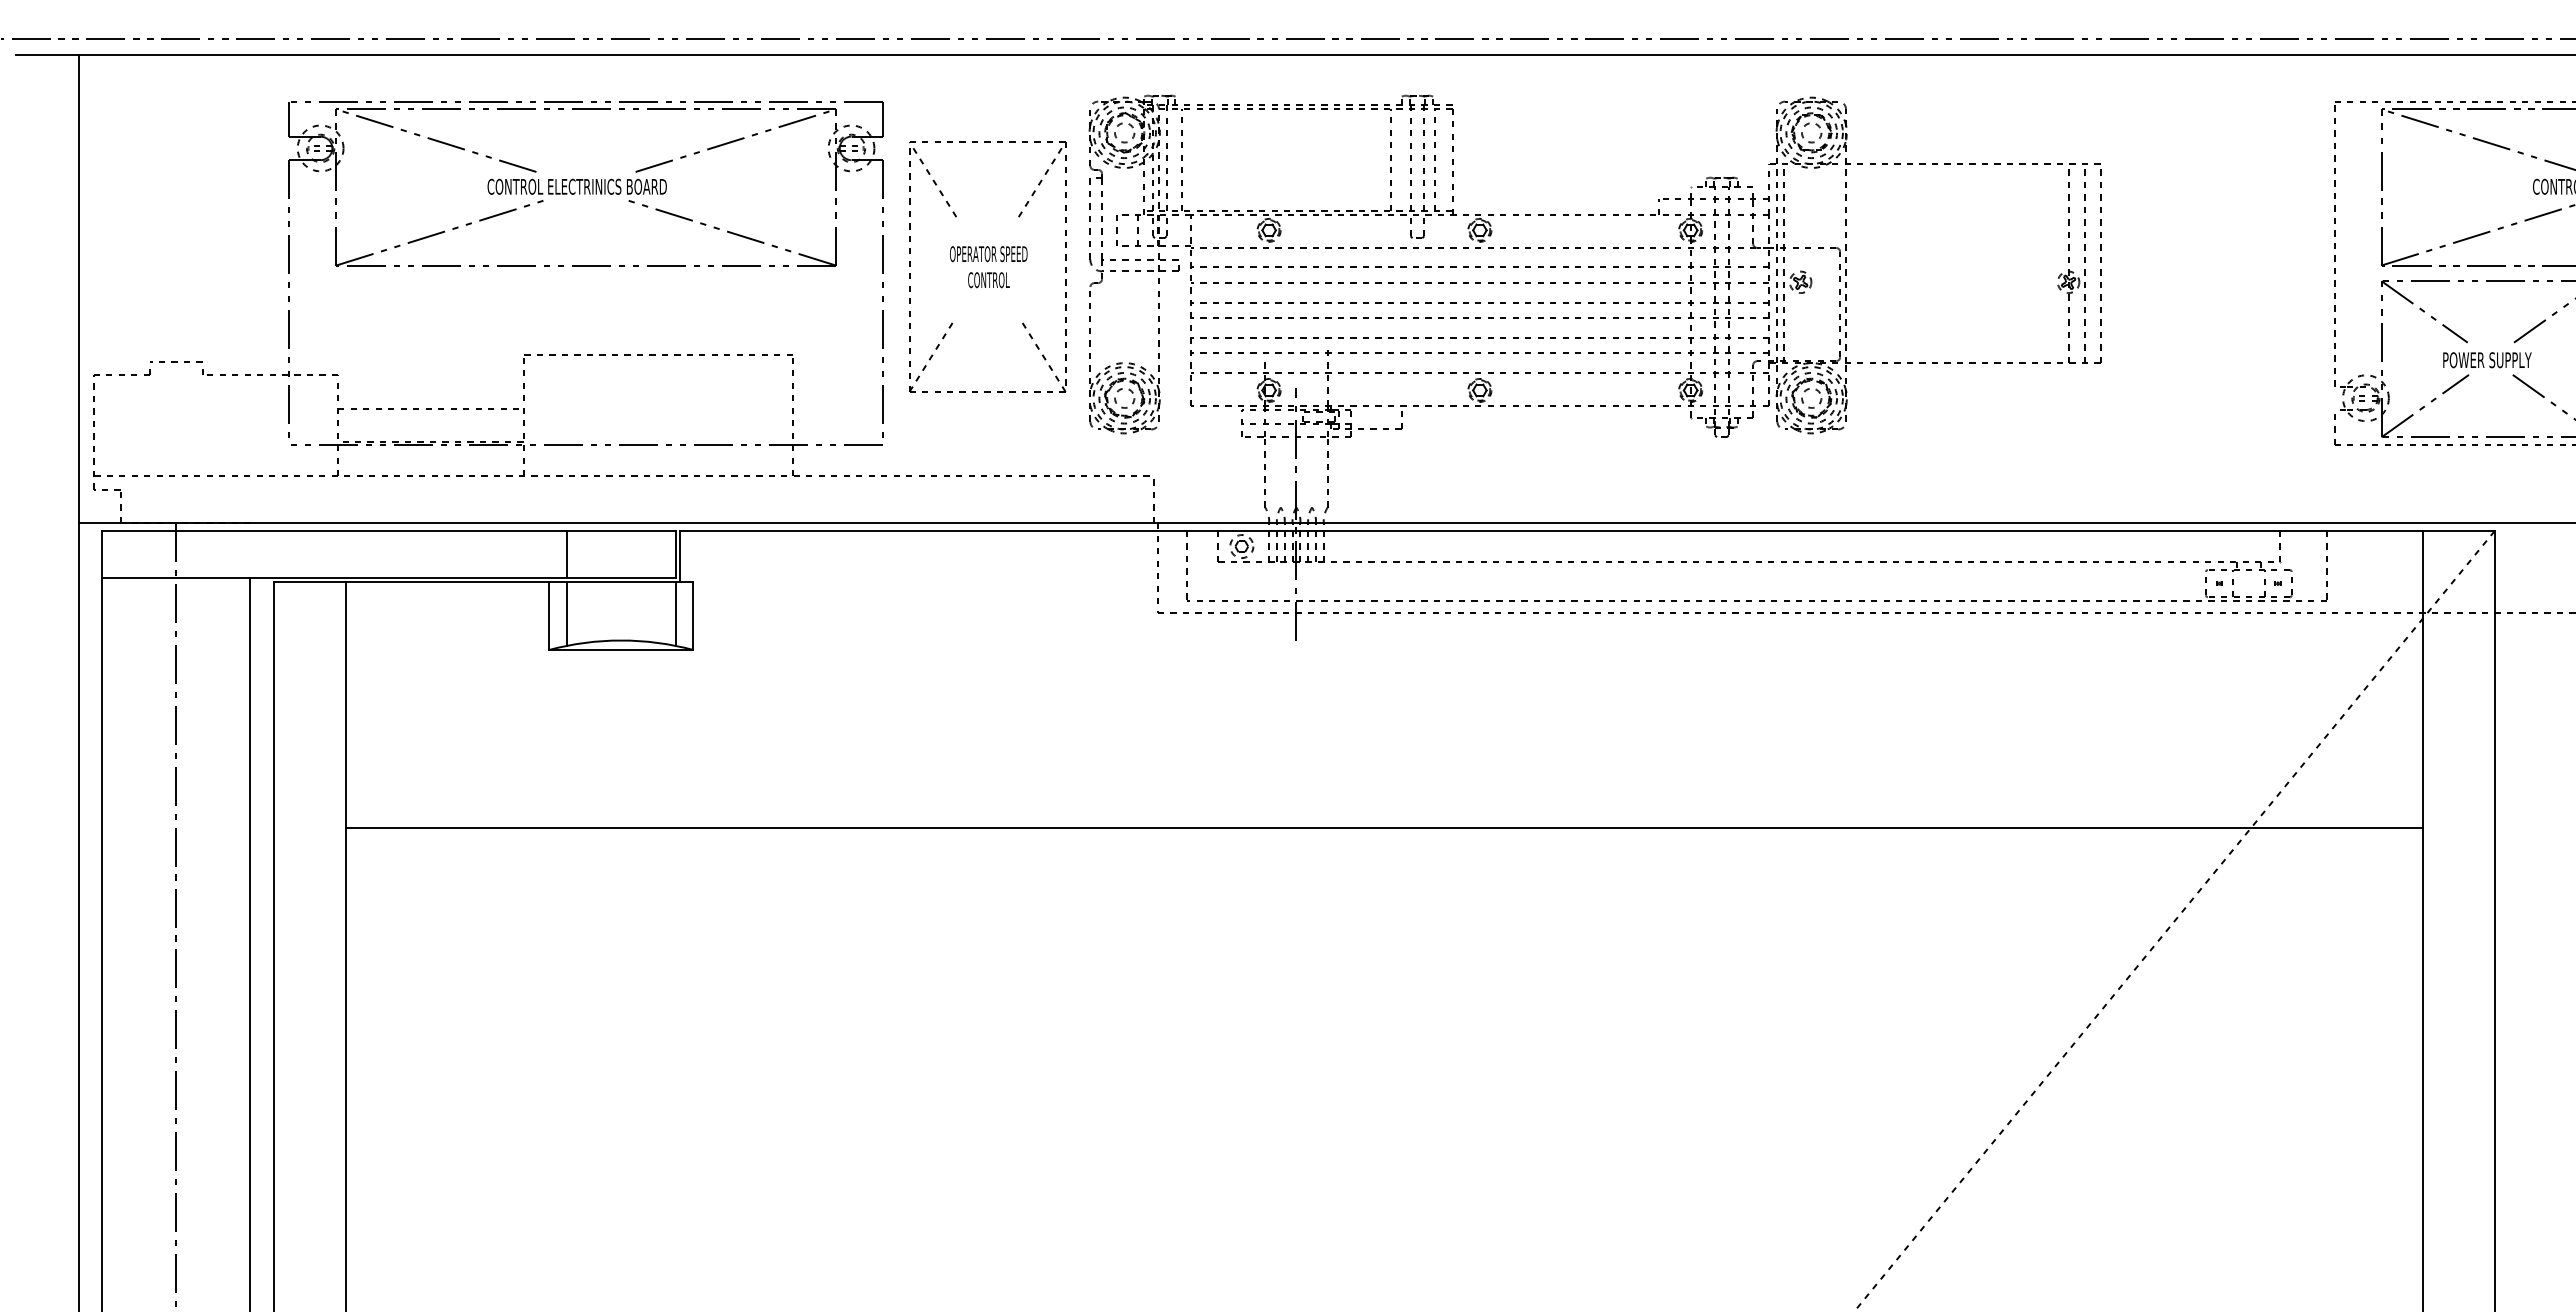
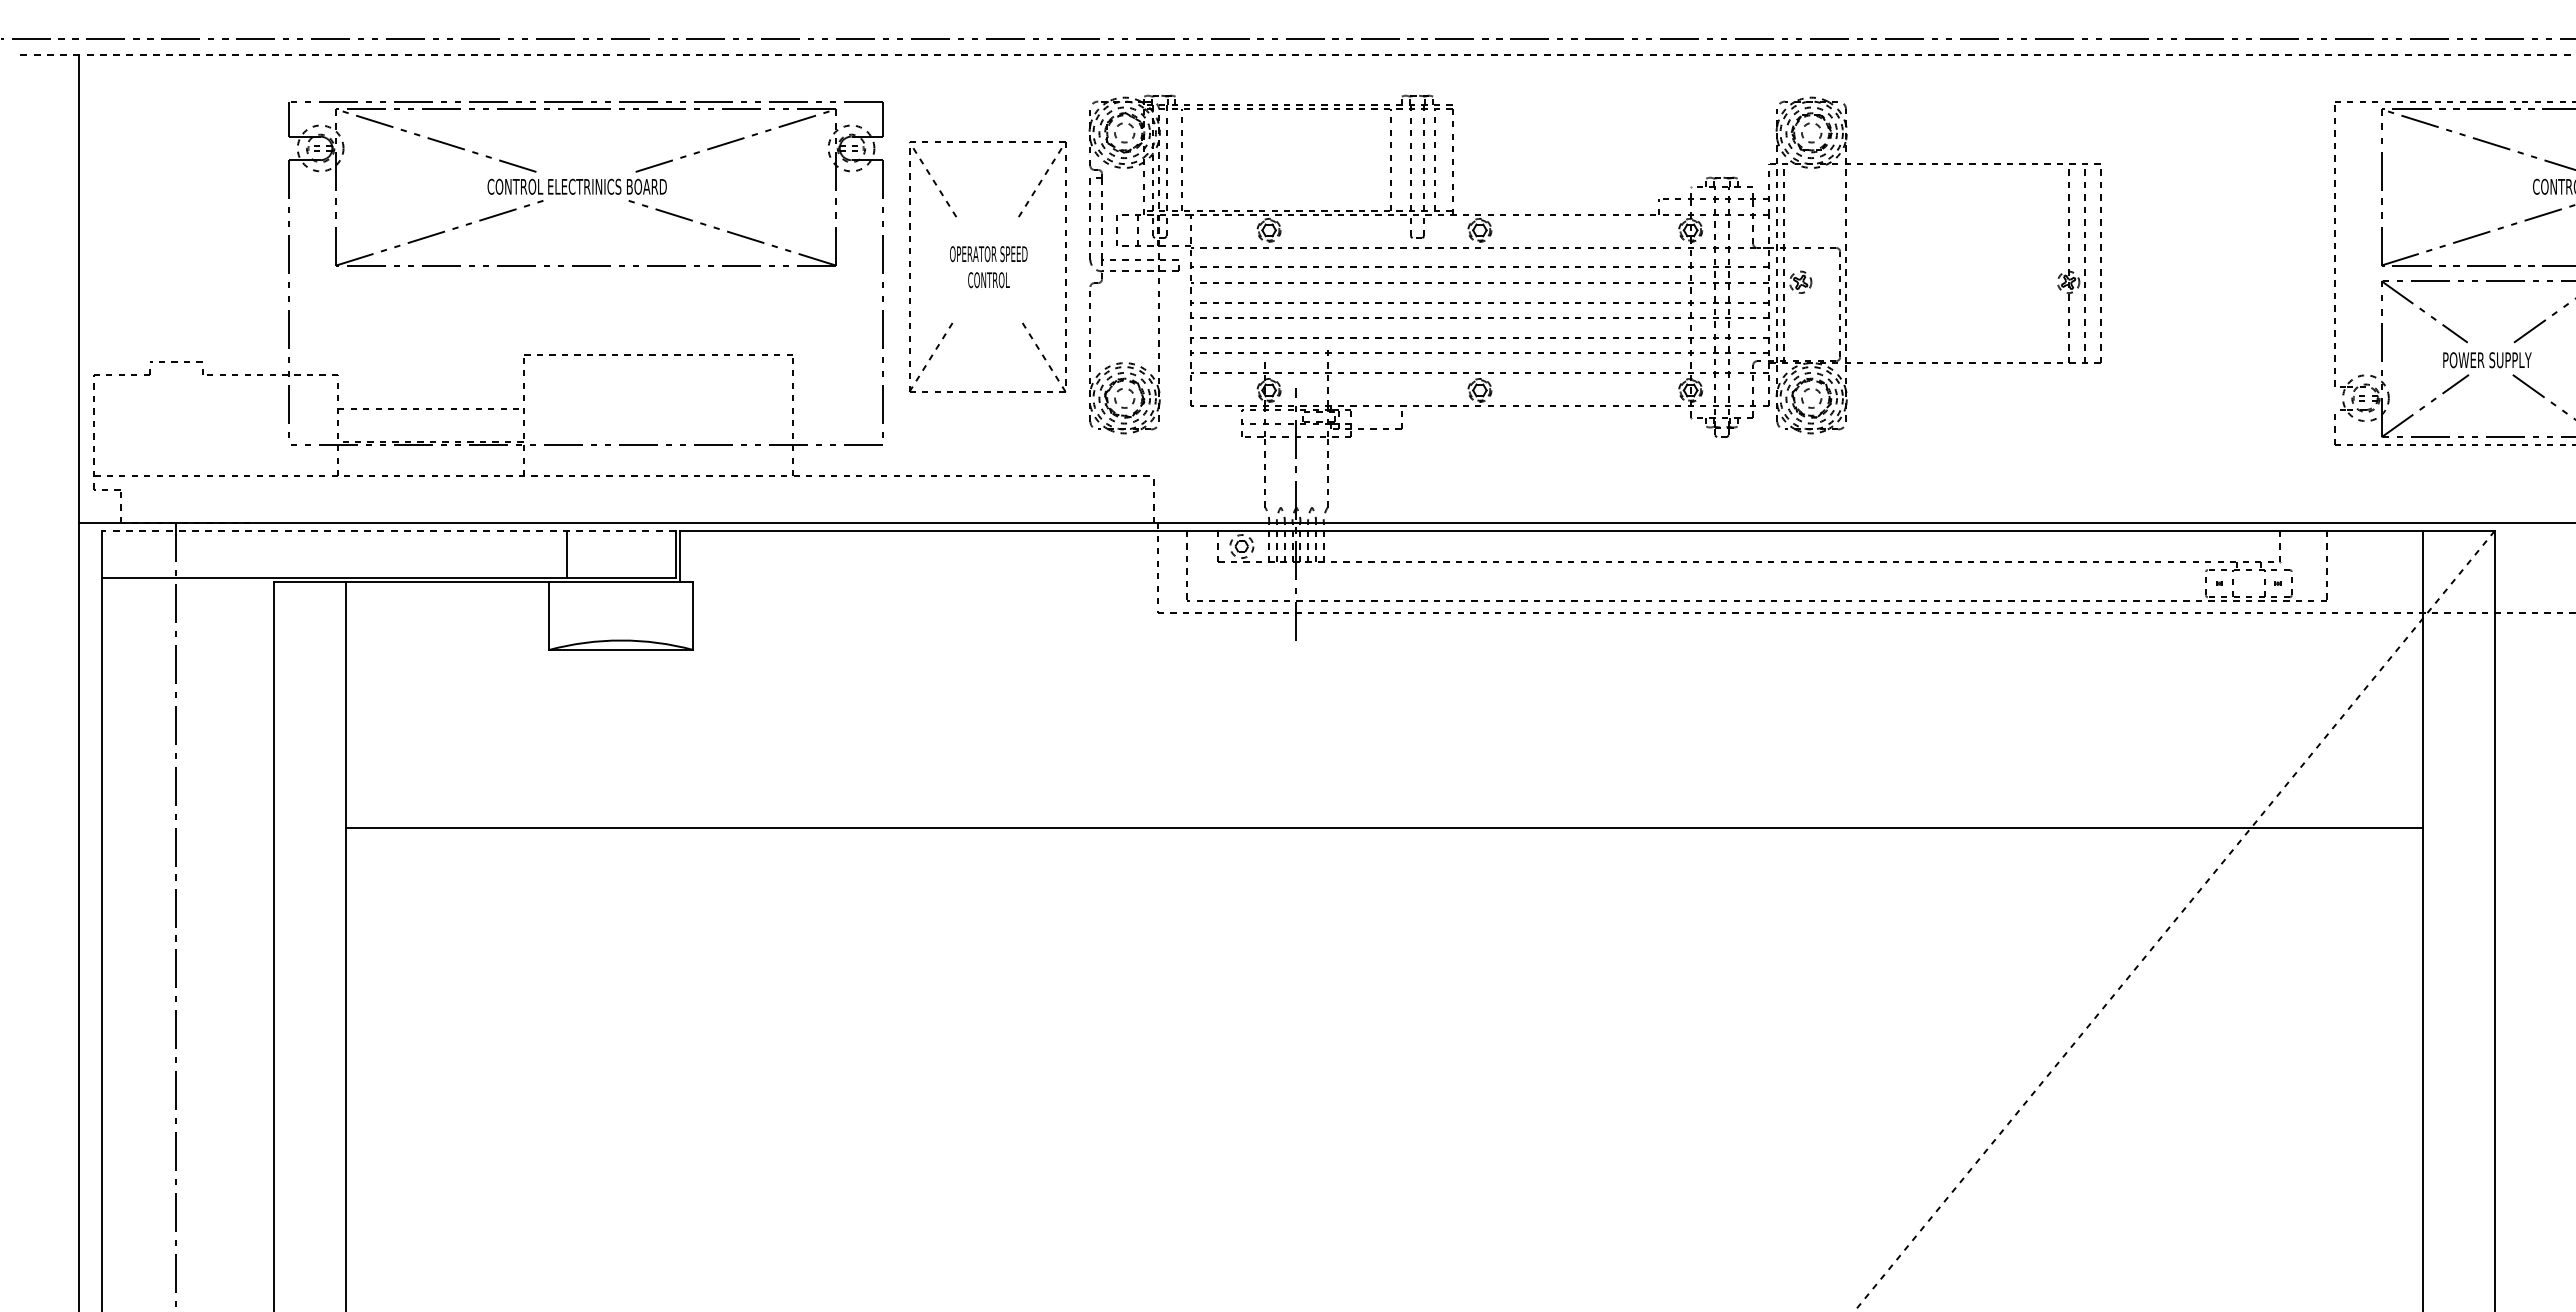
line: solid -> dashed (1295, 54)
line: solid -> dashed (388, 530)
line: present -> none (566, 613)
line: present -> none (675, 613)
line: present -> none (250, 942)
